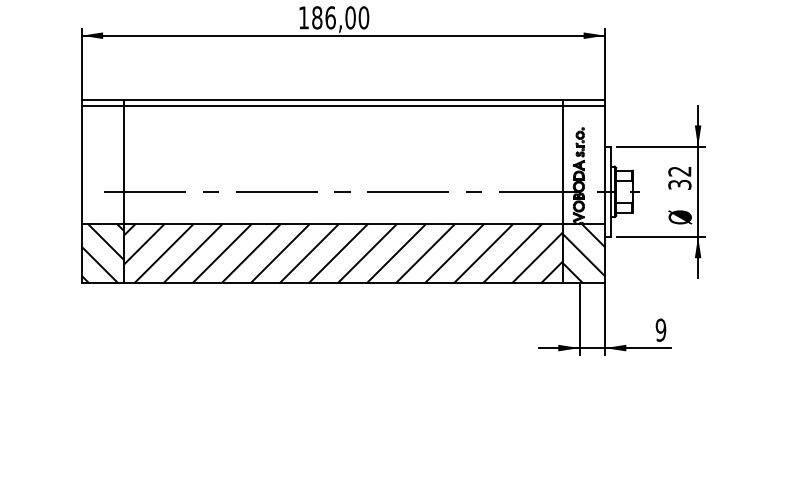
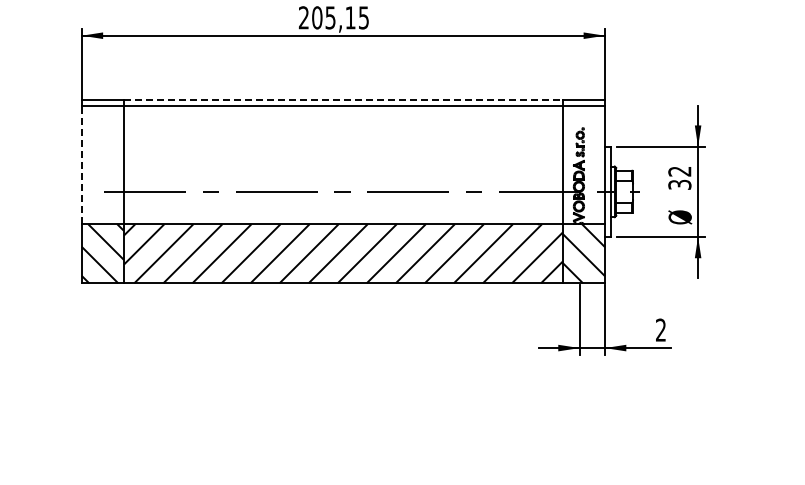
text: 186,00 -> 205,15 (333, 17)
line: solid -> dashed (343, 100)
line: solid -> dashed (81, 164)
text: 9 -> 2 (660, 329)
